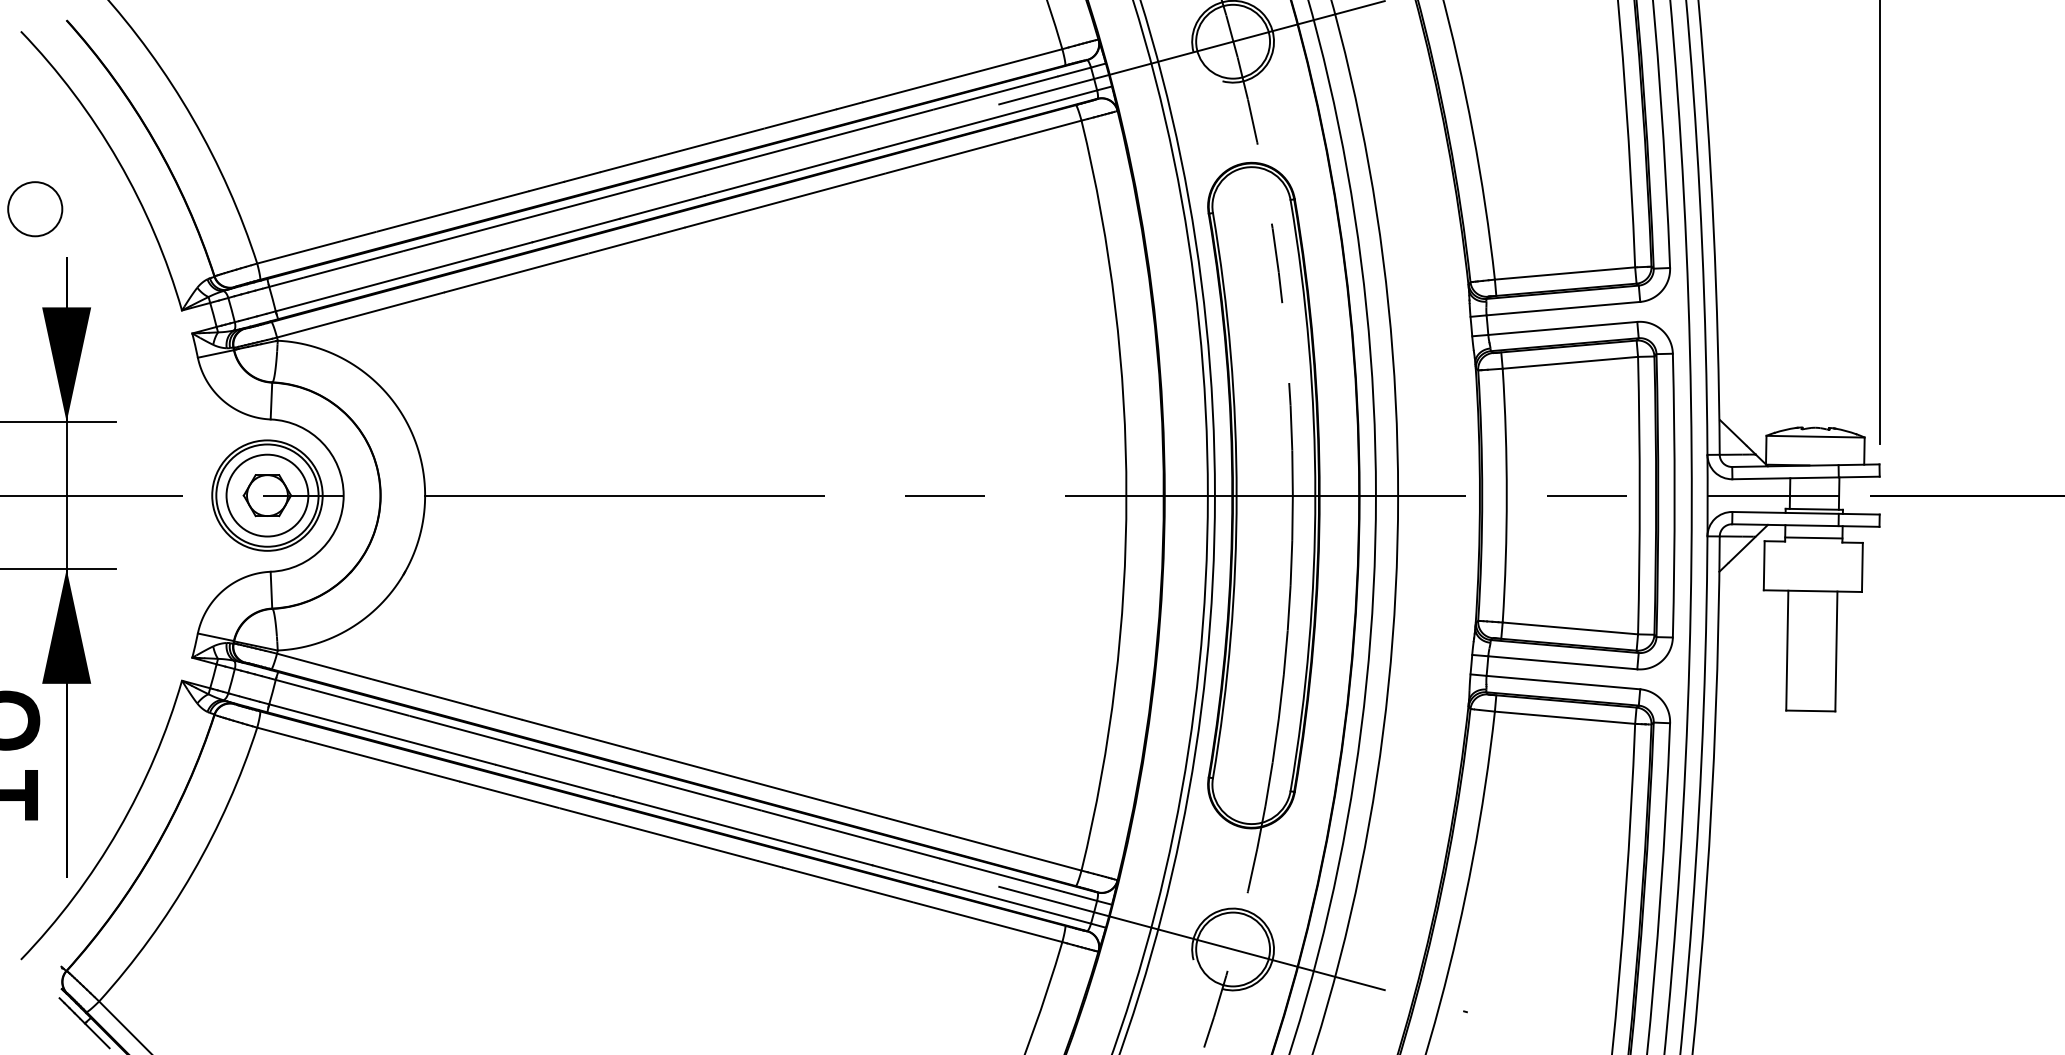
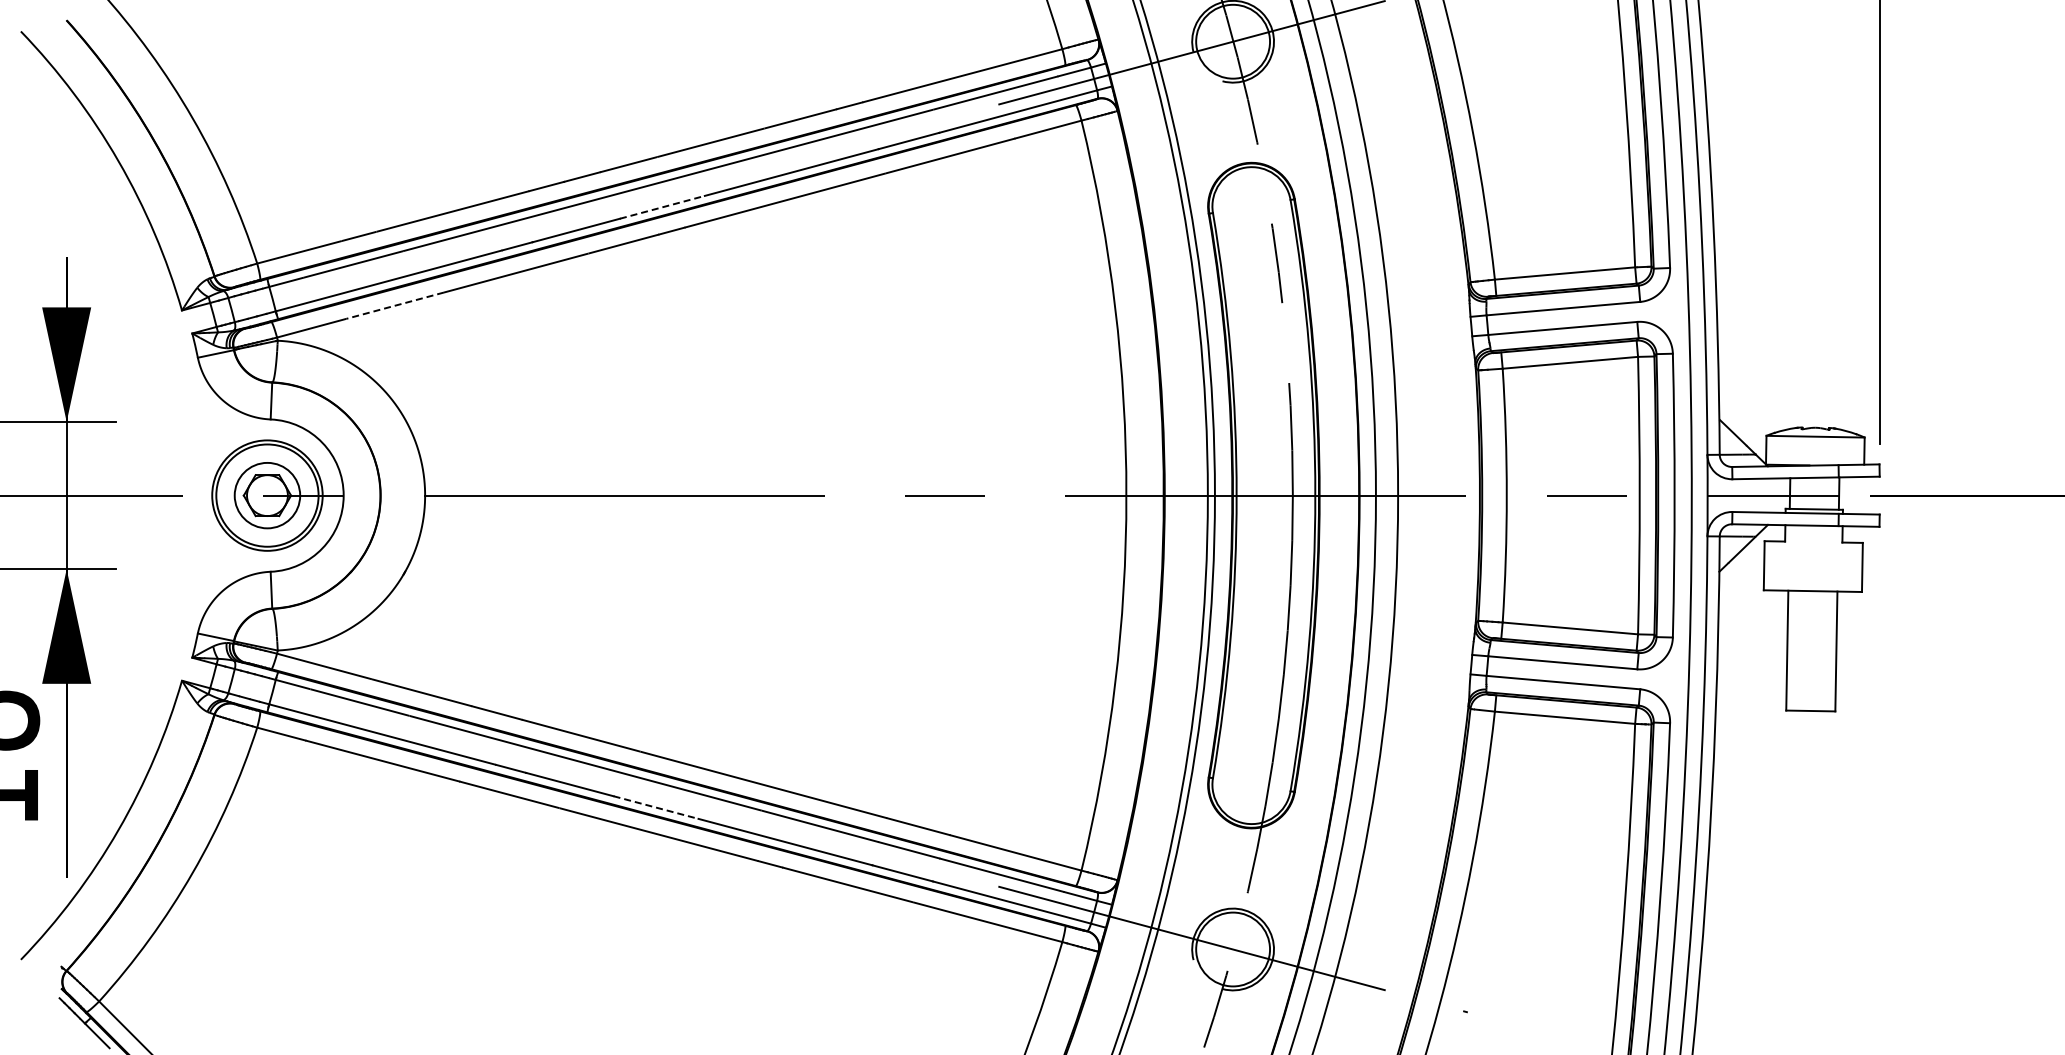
line: solid -> dashed (662, 207)
circle: present -> none (35, 209)
line: solid -> dashed (395, 305)
circle diameter: 82 px -> 65 px (267, 495)
line: present -> none (1813, 537)
line: solid -> dashed (656, 807)
